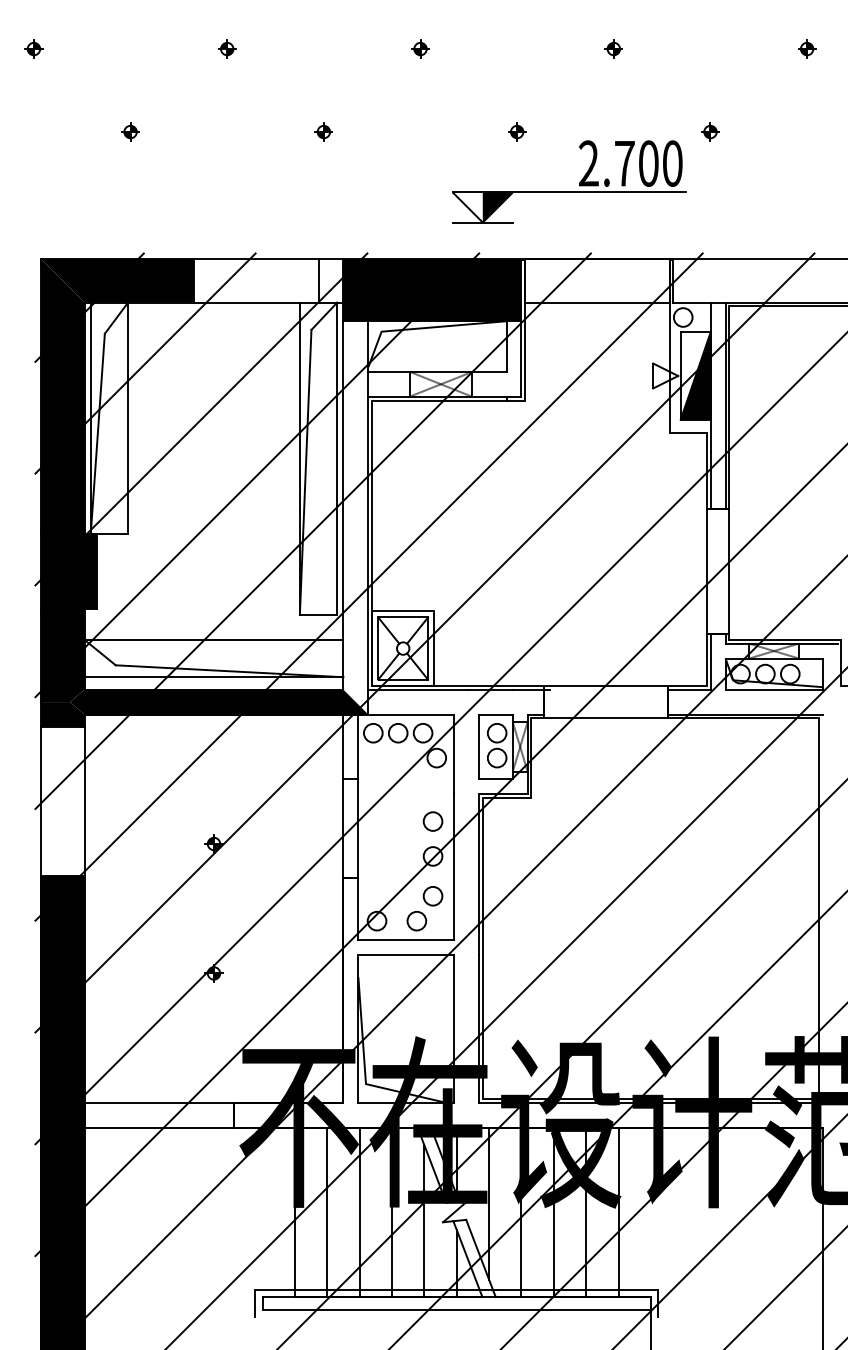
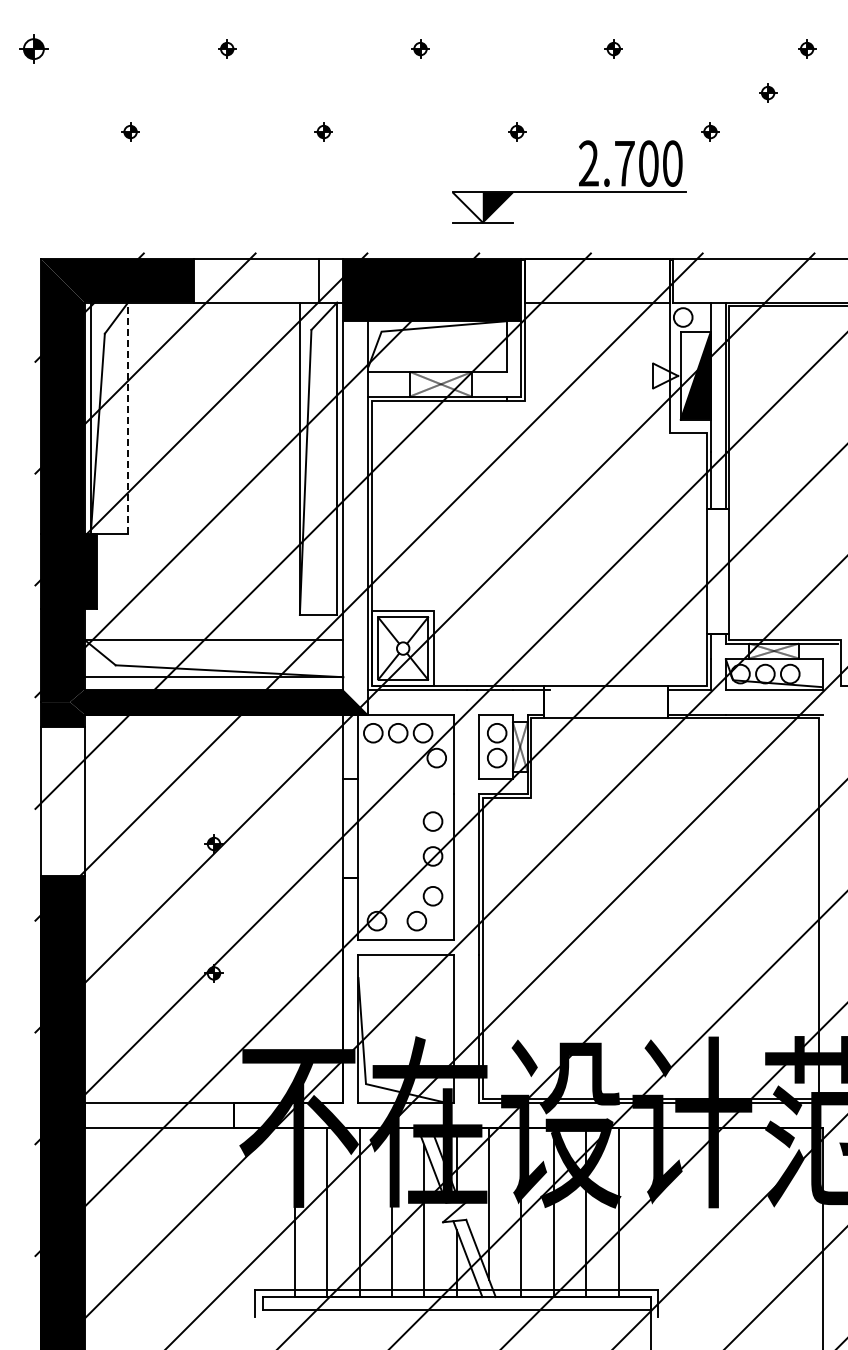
part size: 20x20 px -> 30x30 px (33, 48)
part: none -> present (768, 92)
line: solid -> dashed (128, 418)
